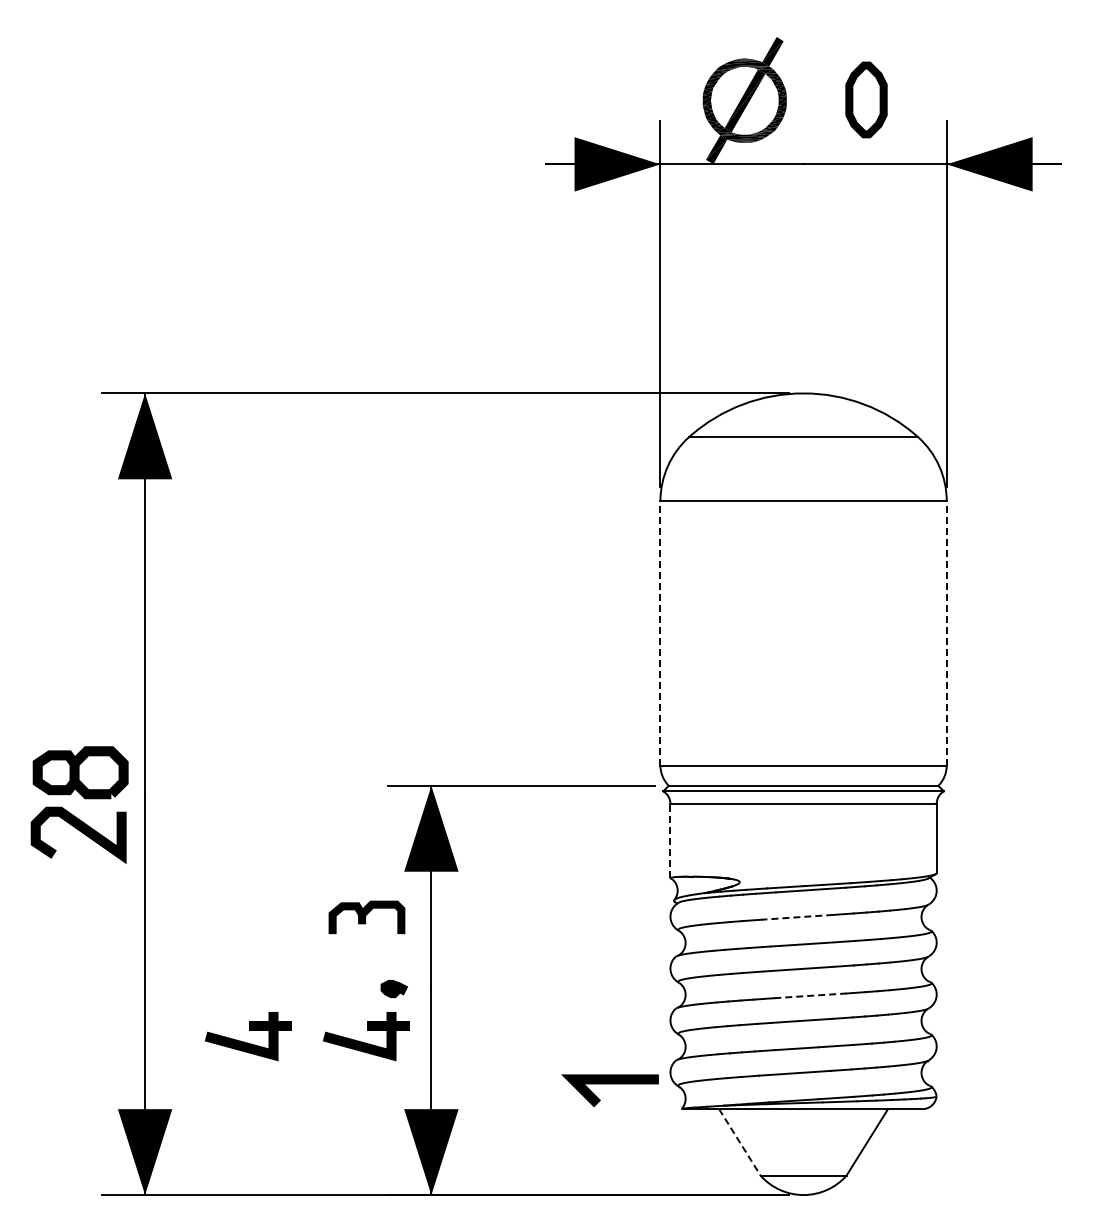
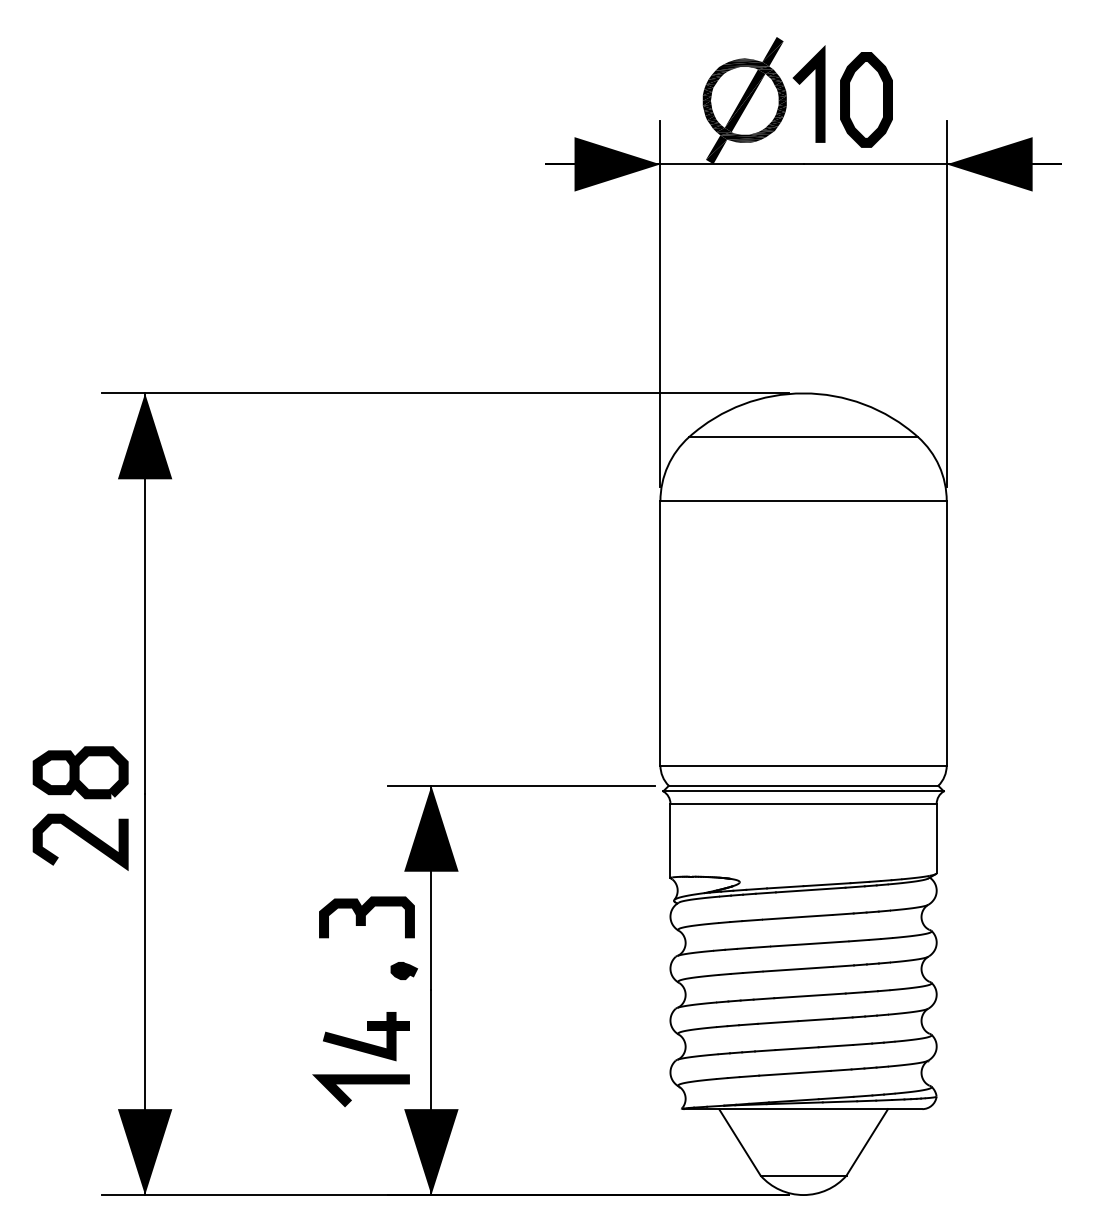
line: none -> present (815, 93)
part size: 43x78 px -> 53x96 px (866, 99)
line: dashed -> solid (660, 632)
line: dashed -> solid (946, 632)
curve position: (79, 831) -> (81, 838) (81, 838)
line: dashed -> solid (670, 840)
part size: 78x35 px -> 96x43 px (366, 917)
line: dashed -> solid (797, 917)
part position: (393, 988) -> (403, 970) (403, 970)
line: dashed -> solid (810, 995)
part: present -> none (248, 1036)
line position: (609, 1084) -> (360, 1084) (360, 1084)
line: dashed -> solid (740, 1142)
